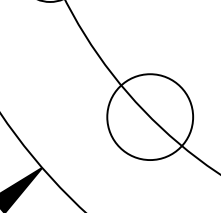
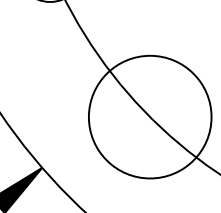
circle diameter: 86 px -> 123 px (149, 116)
